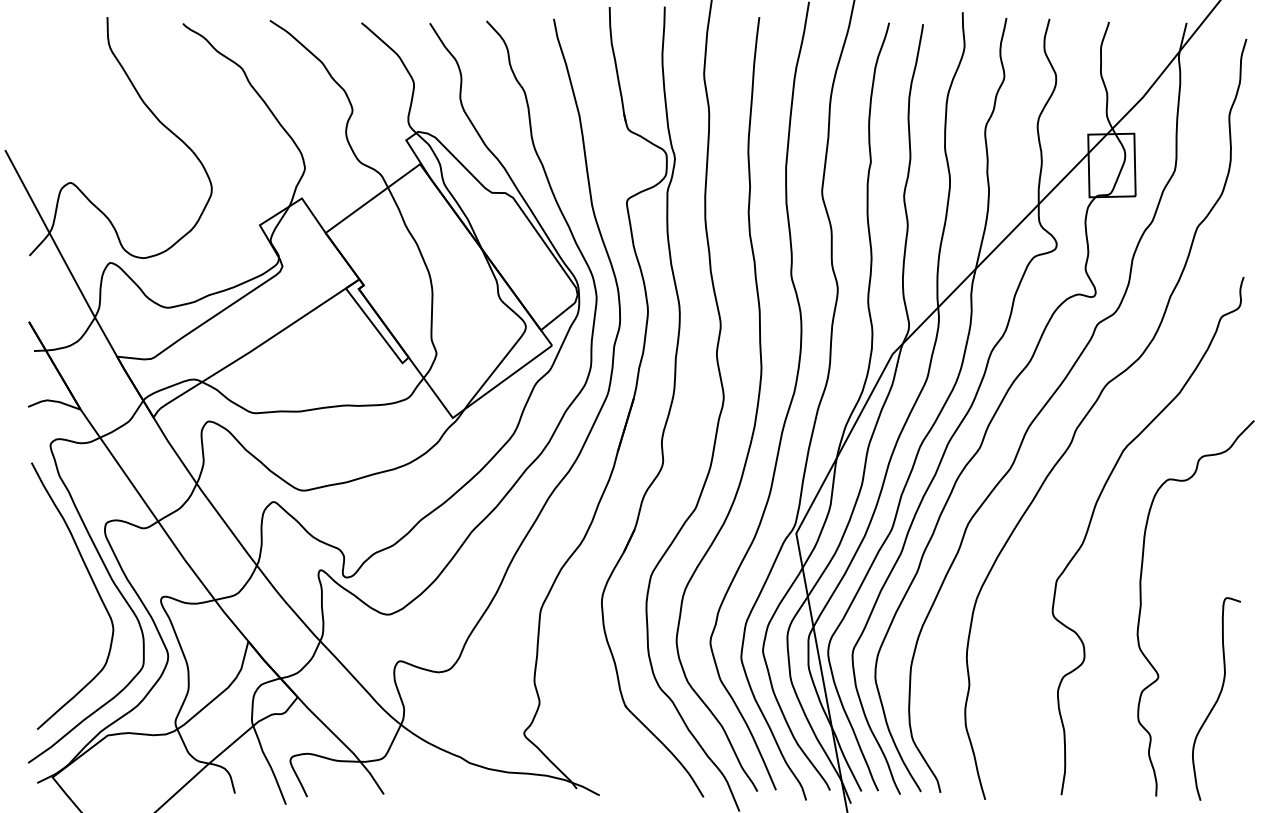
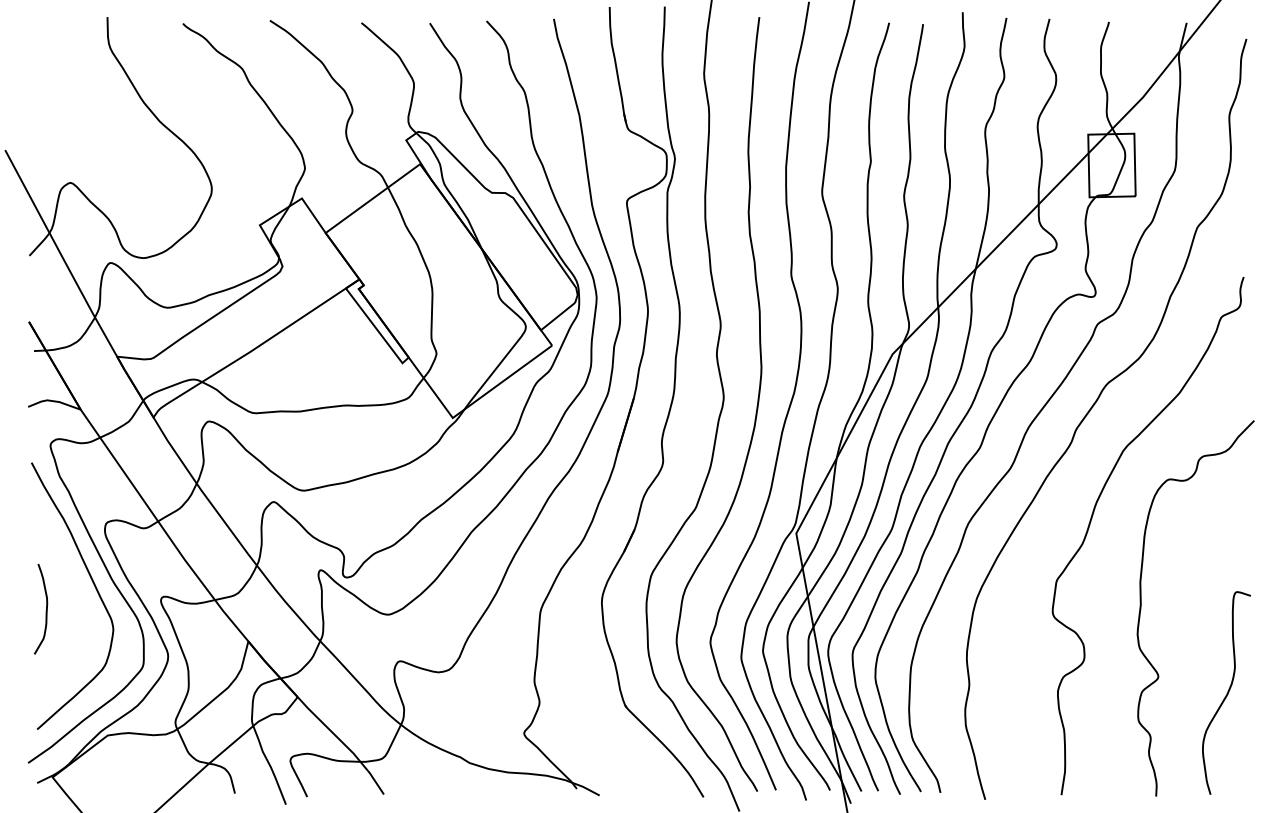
curve: none -> present (45, 610)
curve position: (1217, 698) -> (1227, 692) (1227, 692)
